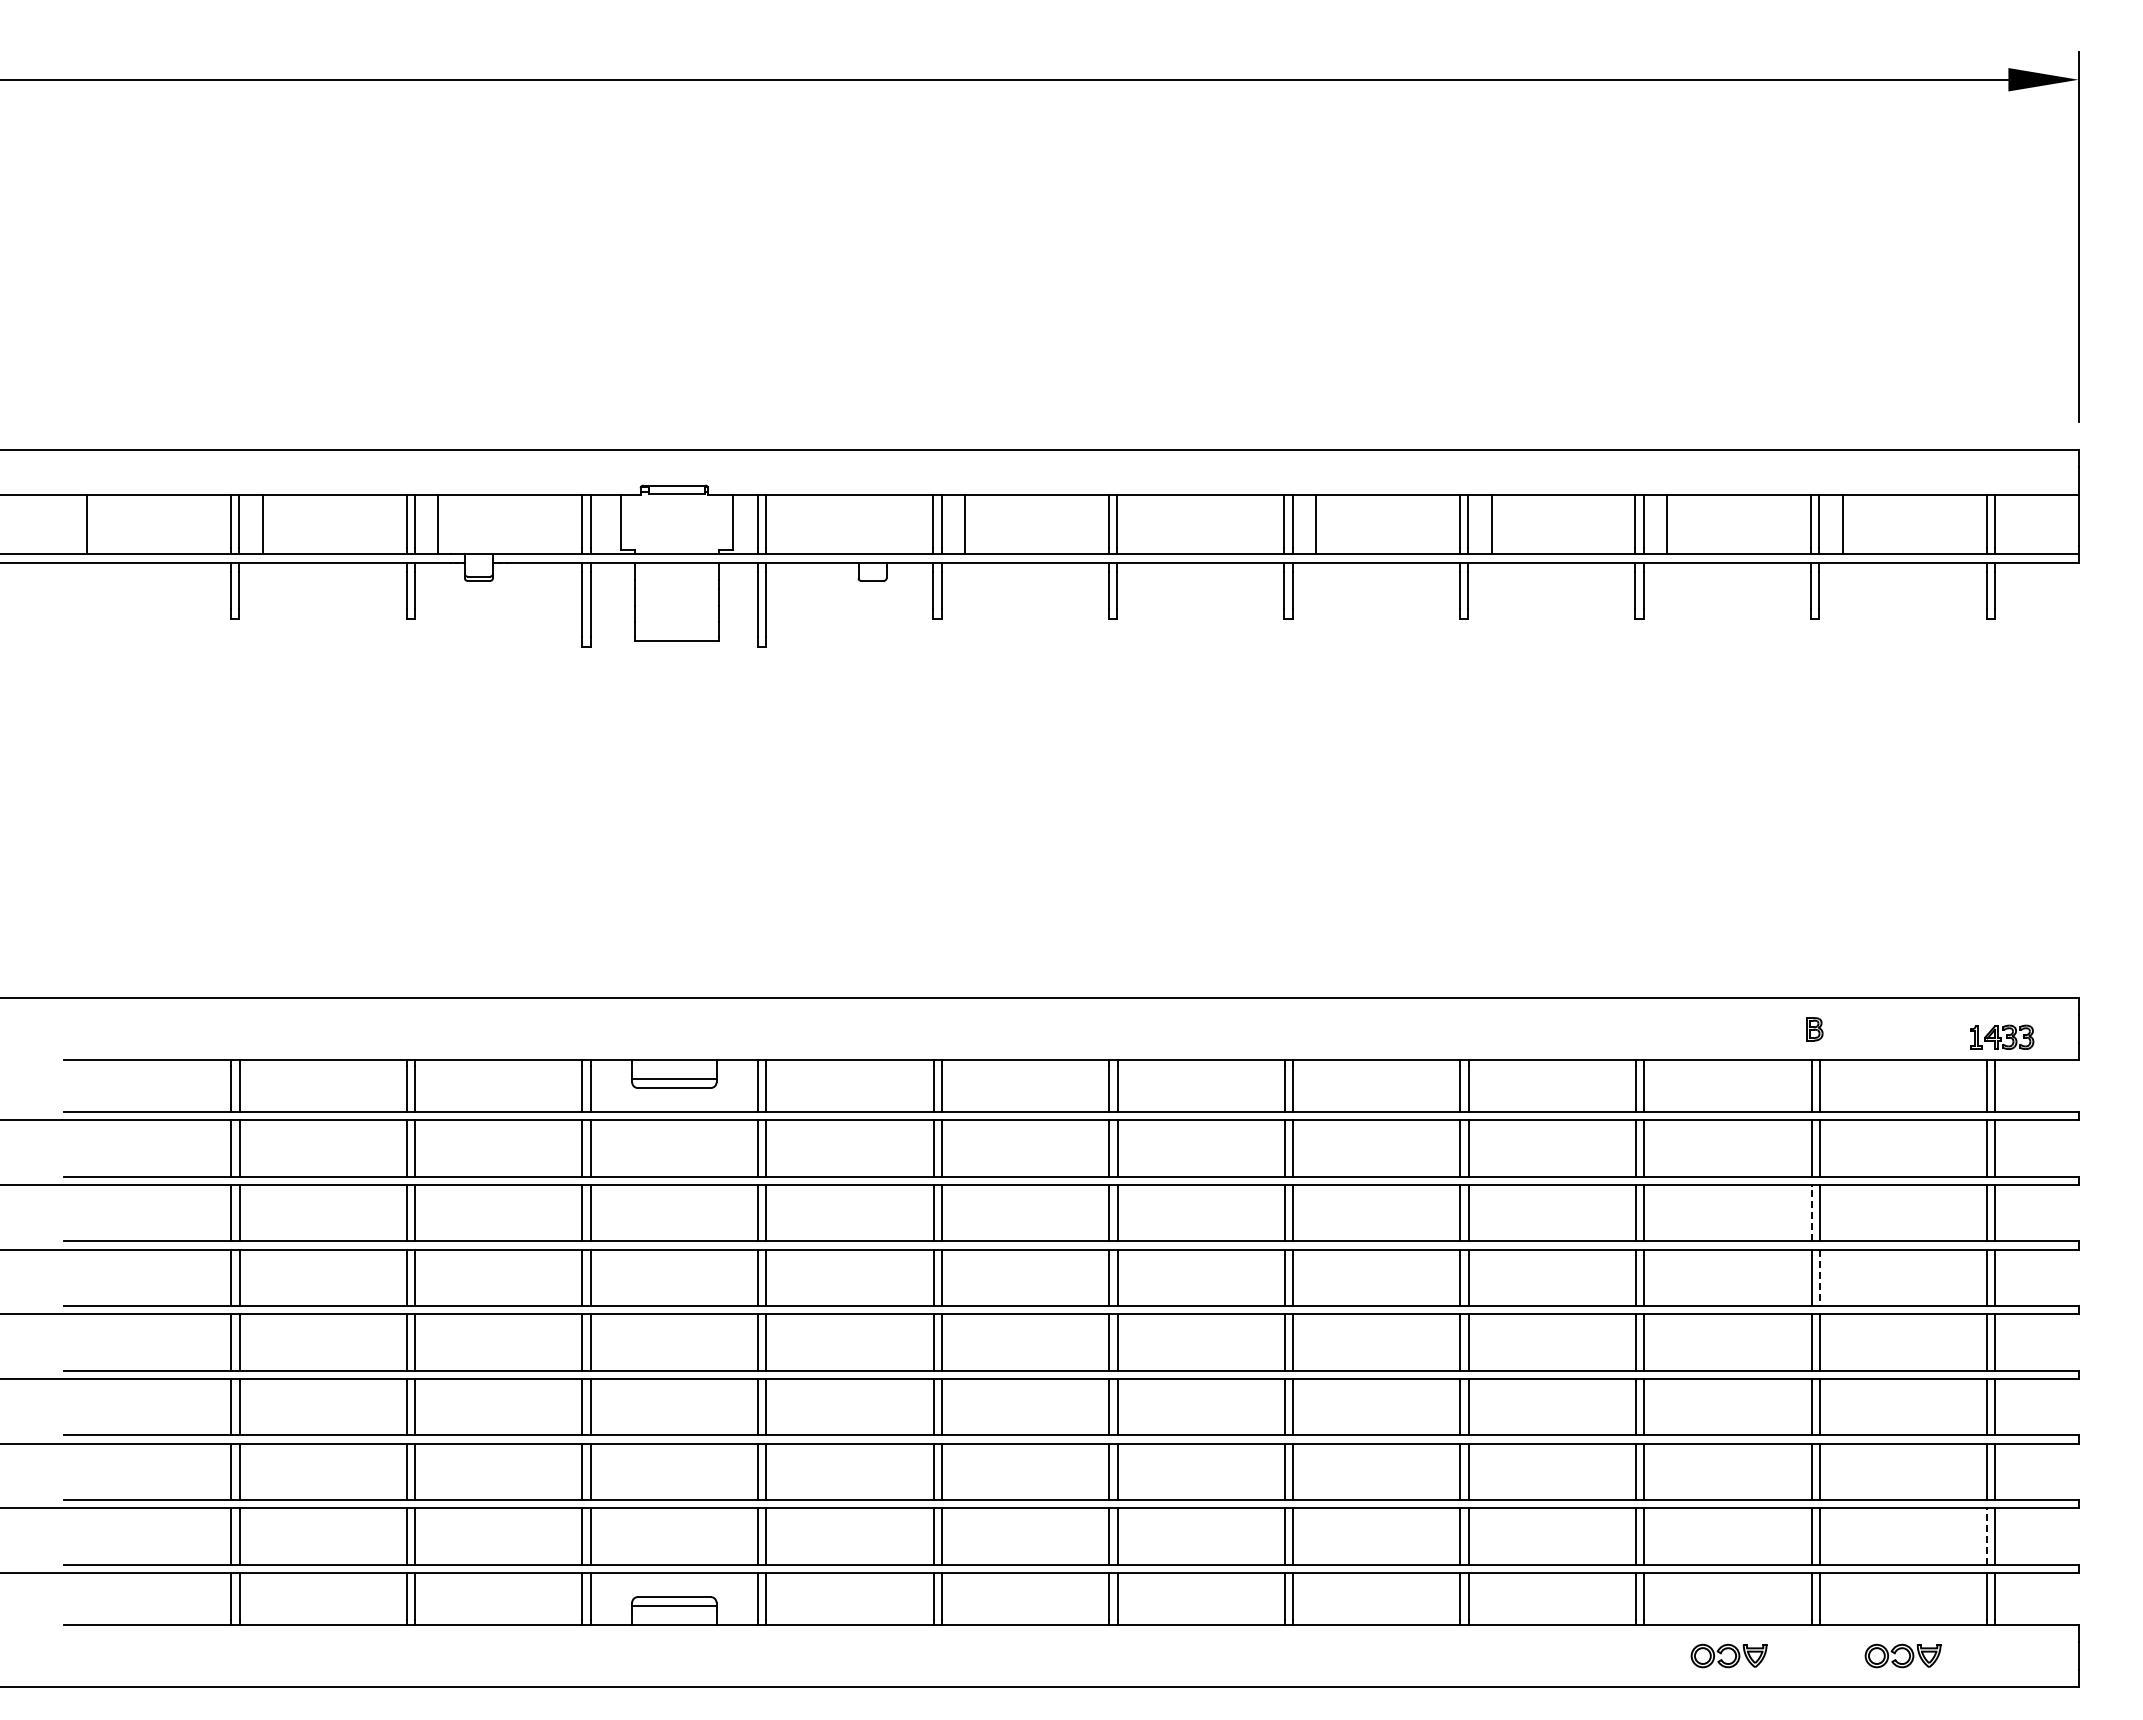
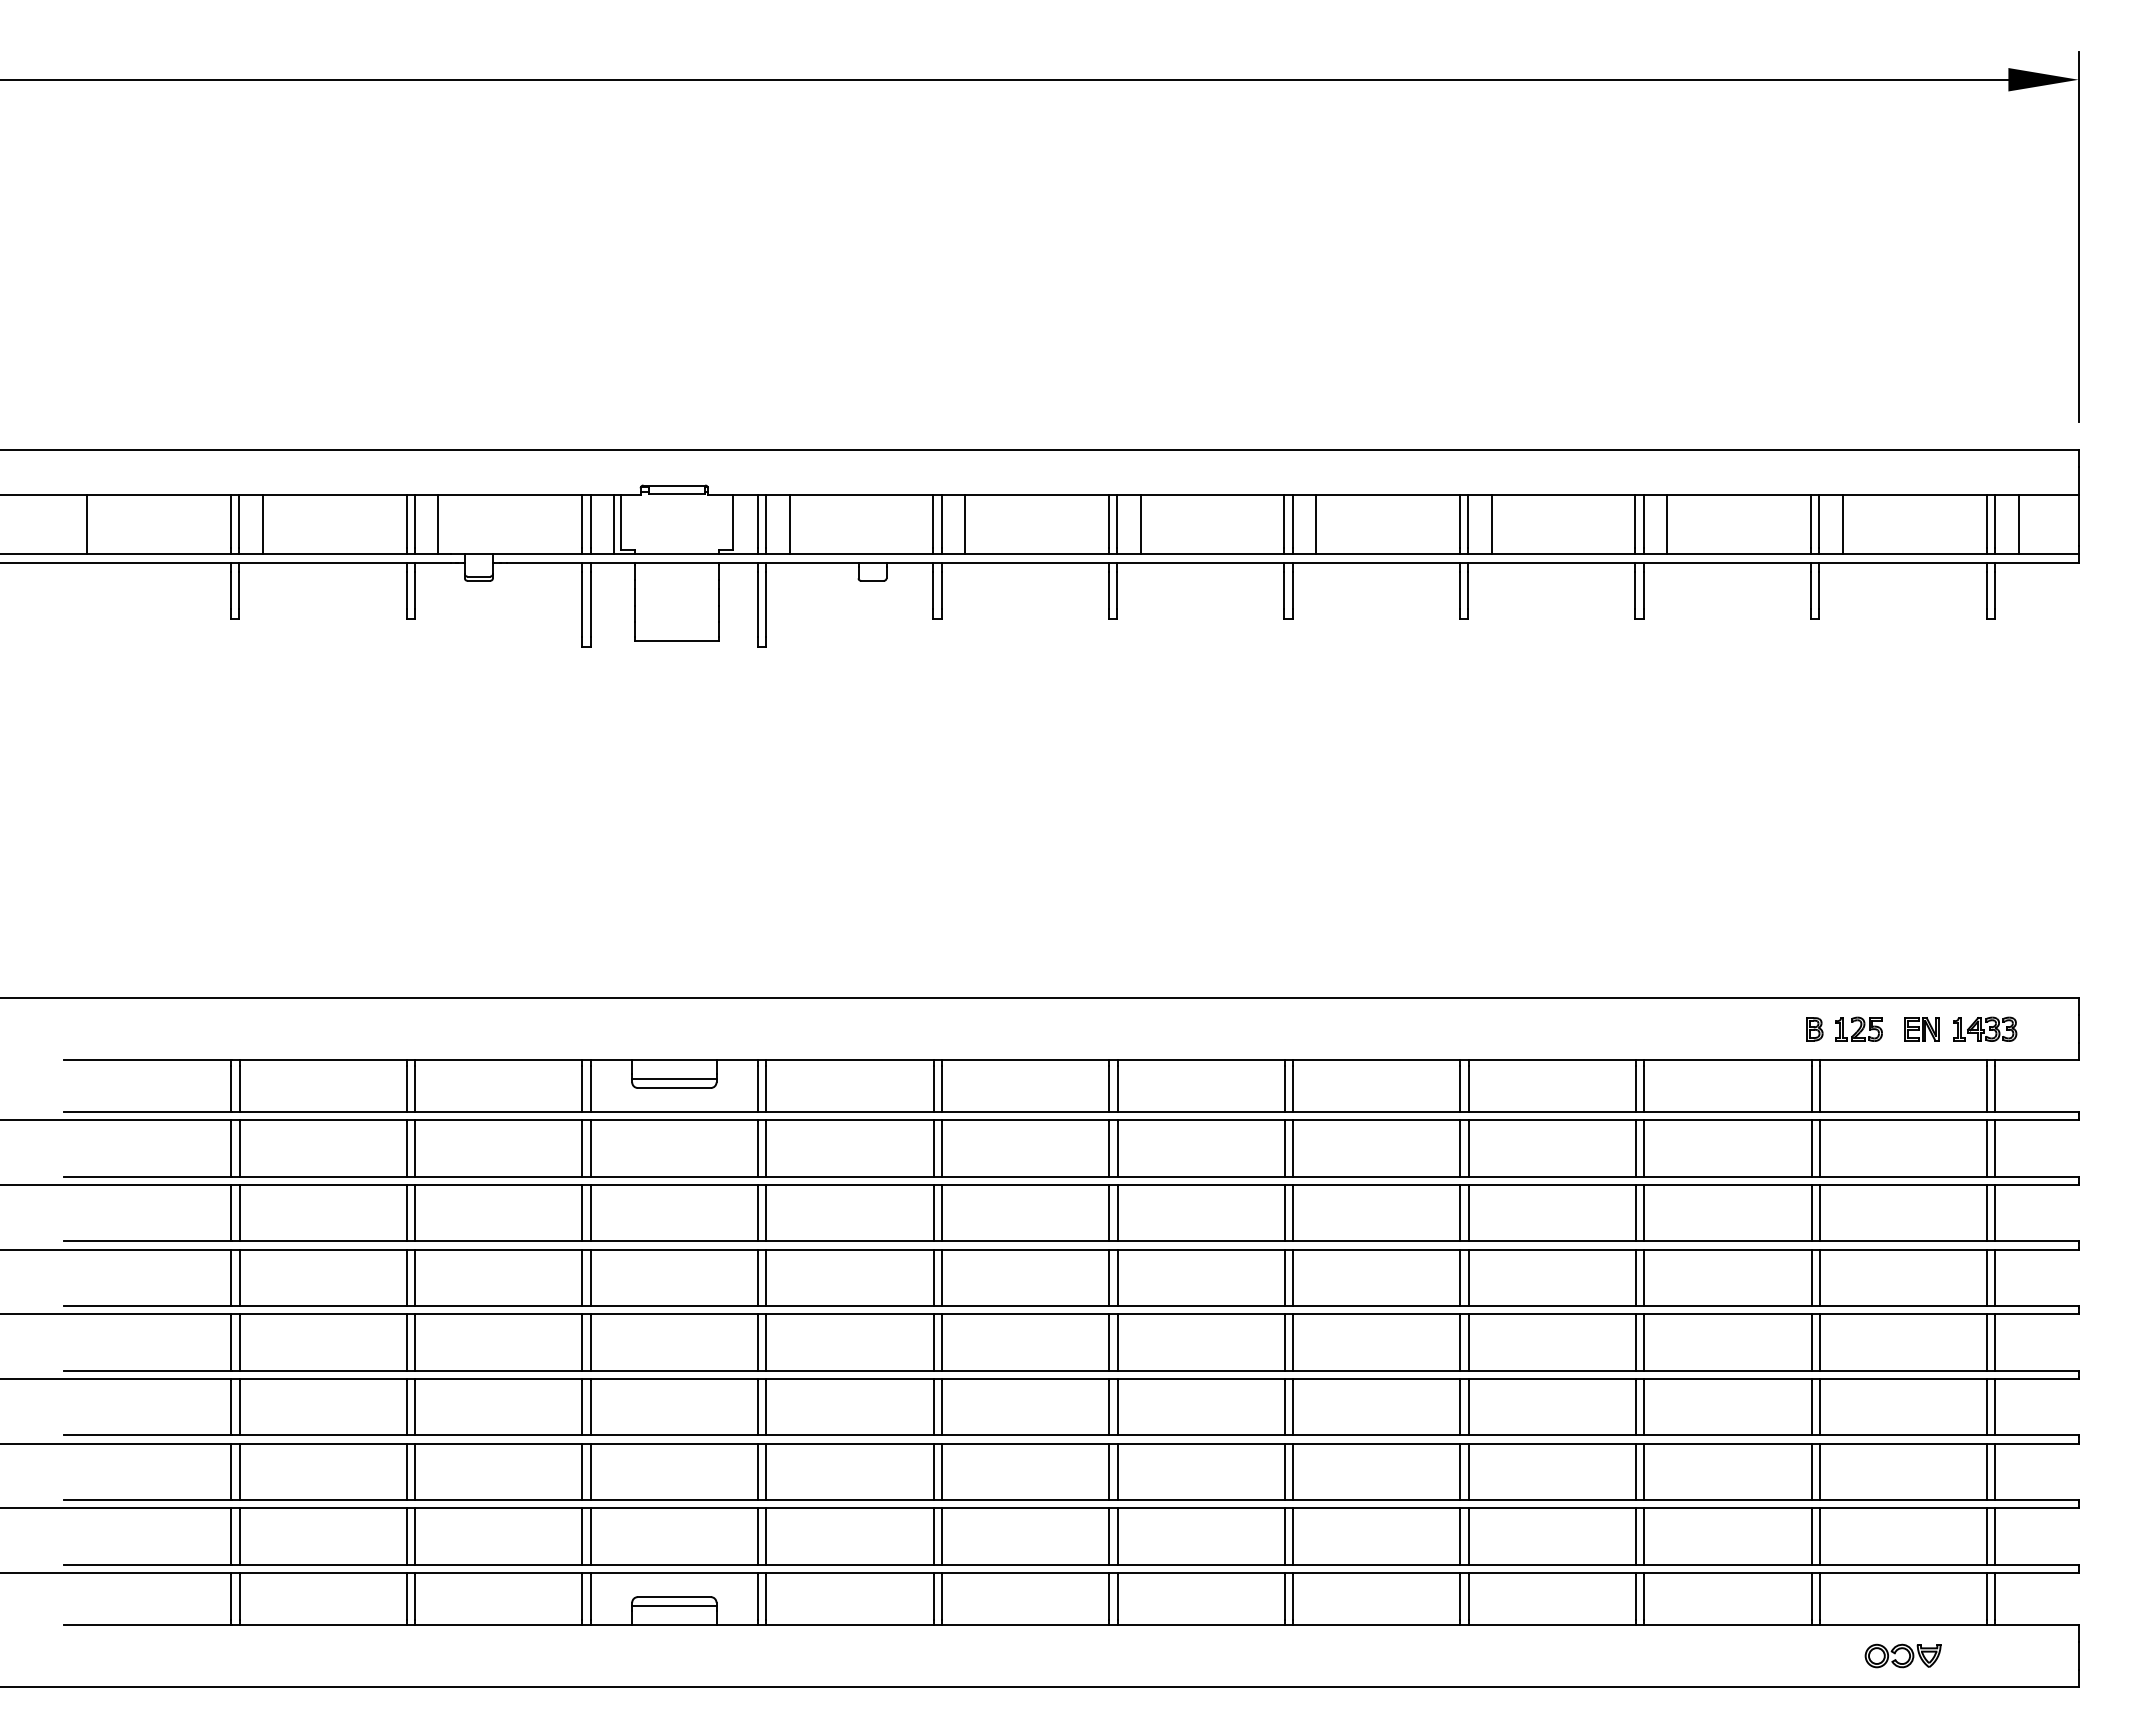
line: none -> present (614, 524)
line: none -> present (789, 524)
line: none -> present (1140, 524)
line: none -> present (2018, 524)
part: none -> present (1858, 1028)
part: none -> present (1921, 1029)
part position: (2002, 1036) -> (1985, 1028) (1985, 1028)
line: dashed -> solid (1811, 1213)
line: dashed -> solid (1819, 1278)
line: dashed -> solid (1986, 1536)
part: present -> none (1728, 1655)
